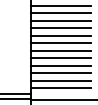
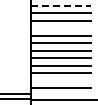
line: solid -> dashed (61, 5)
line: present -> none (60, 27)
line: present -> none (60, 80)
